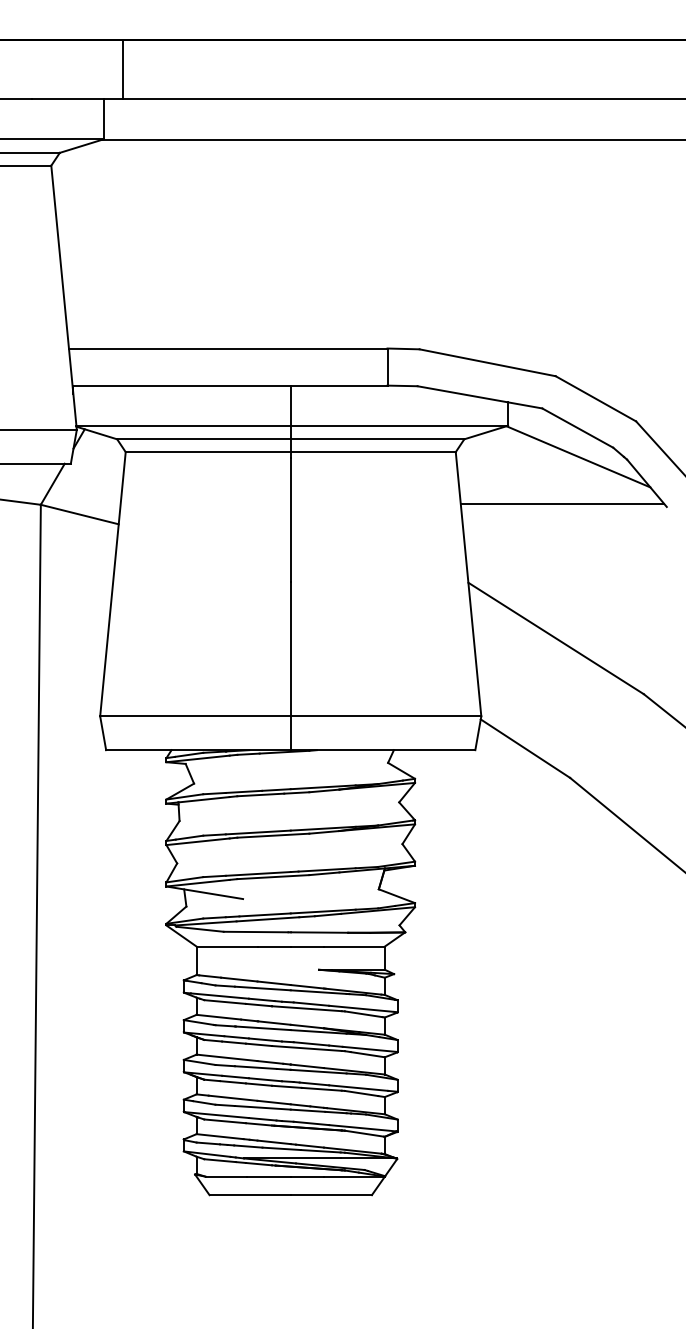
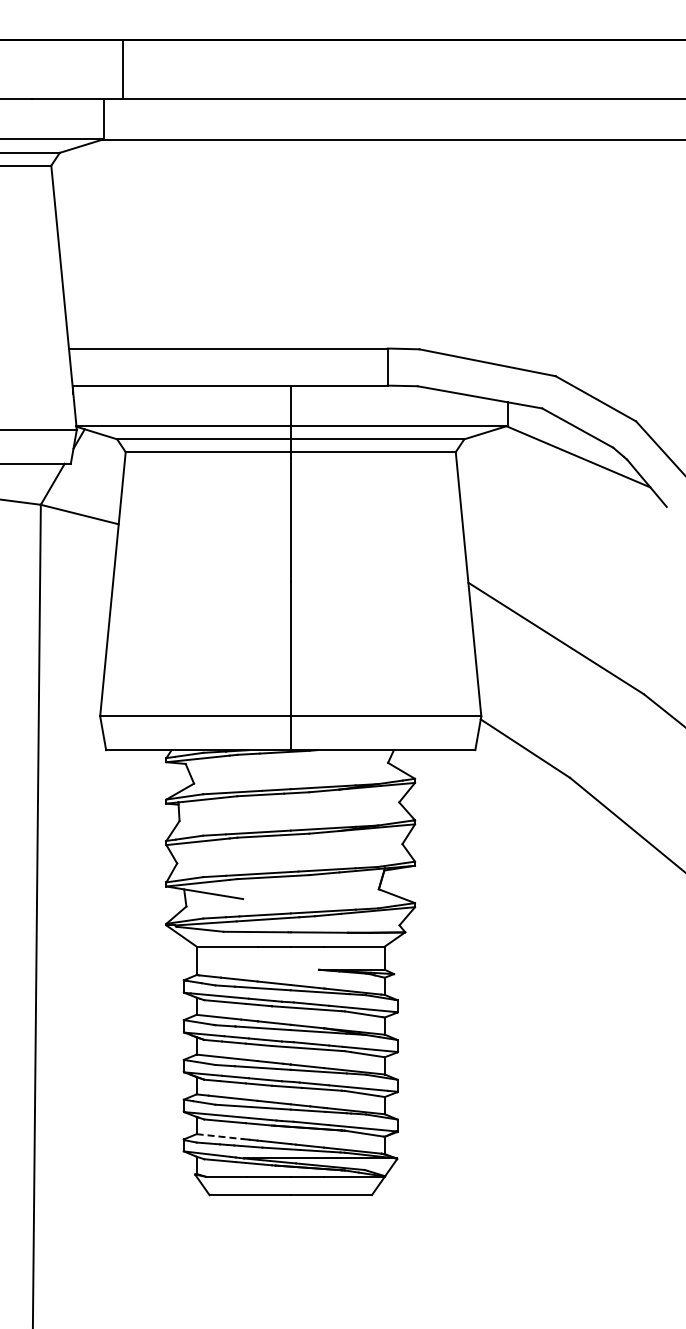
line: present -> none (561, 503)
line: solid -> dashed (220, 1136)
